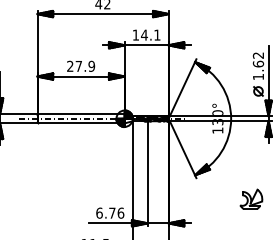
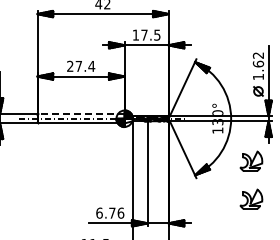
text: 14.1 -> 17.5 (150, 34)
text: 27.9 -> 27.4 (91, 65)
line: solid -> dashed (81, 114)
part: none -> present (251, 160)
